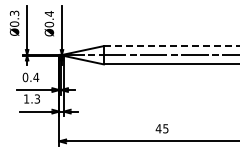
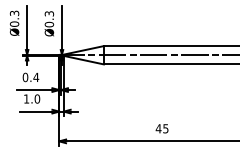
text: Ø0.4 -> Ø0.3 (49, 13)
line: dashed -> solid (171, 46)
text: 1.3 -> 1.0 (37, 98)
